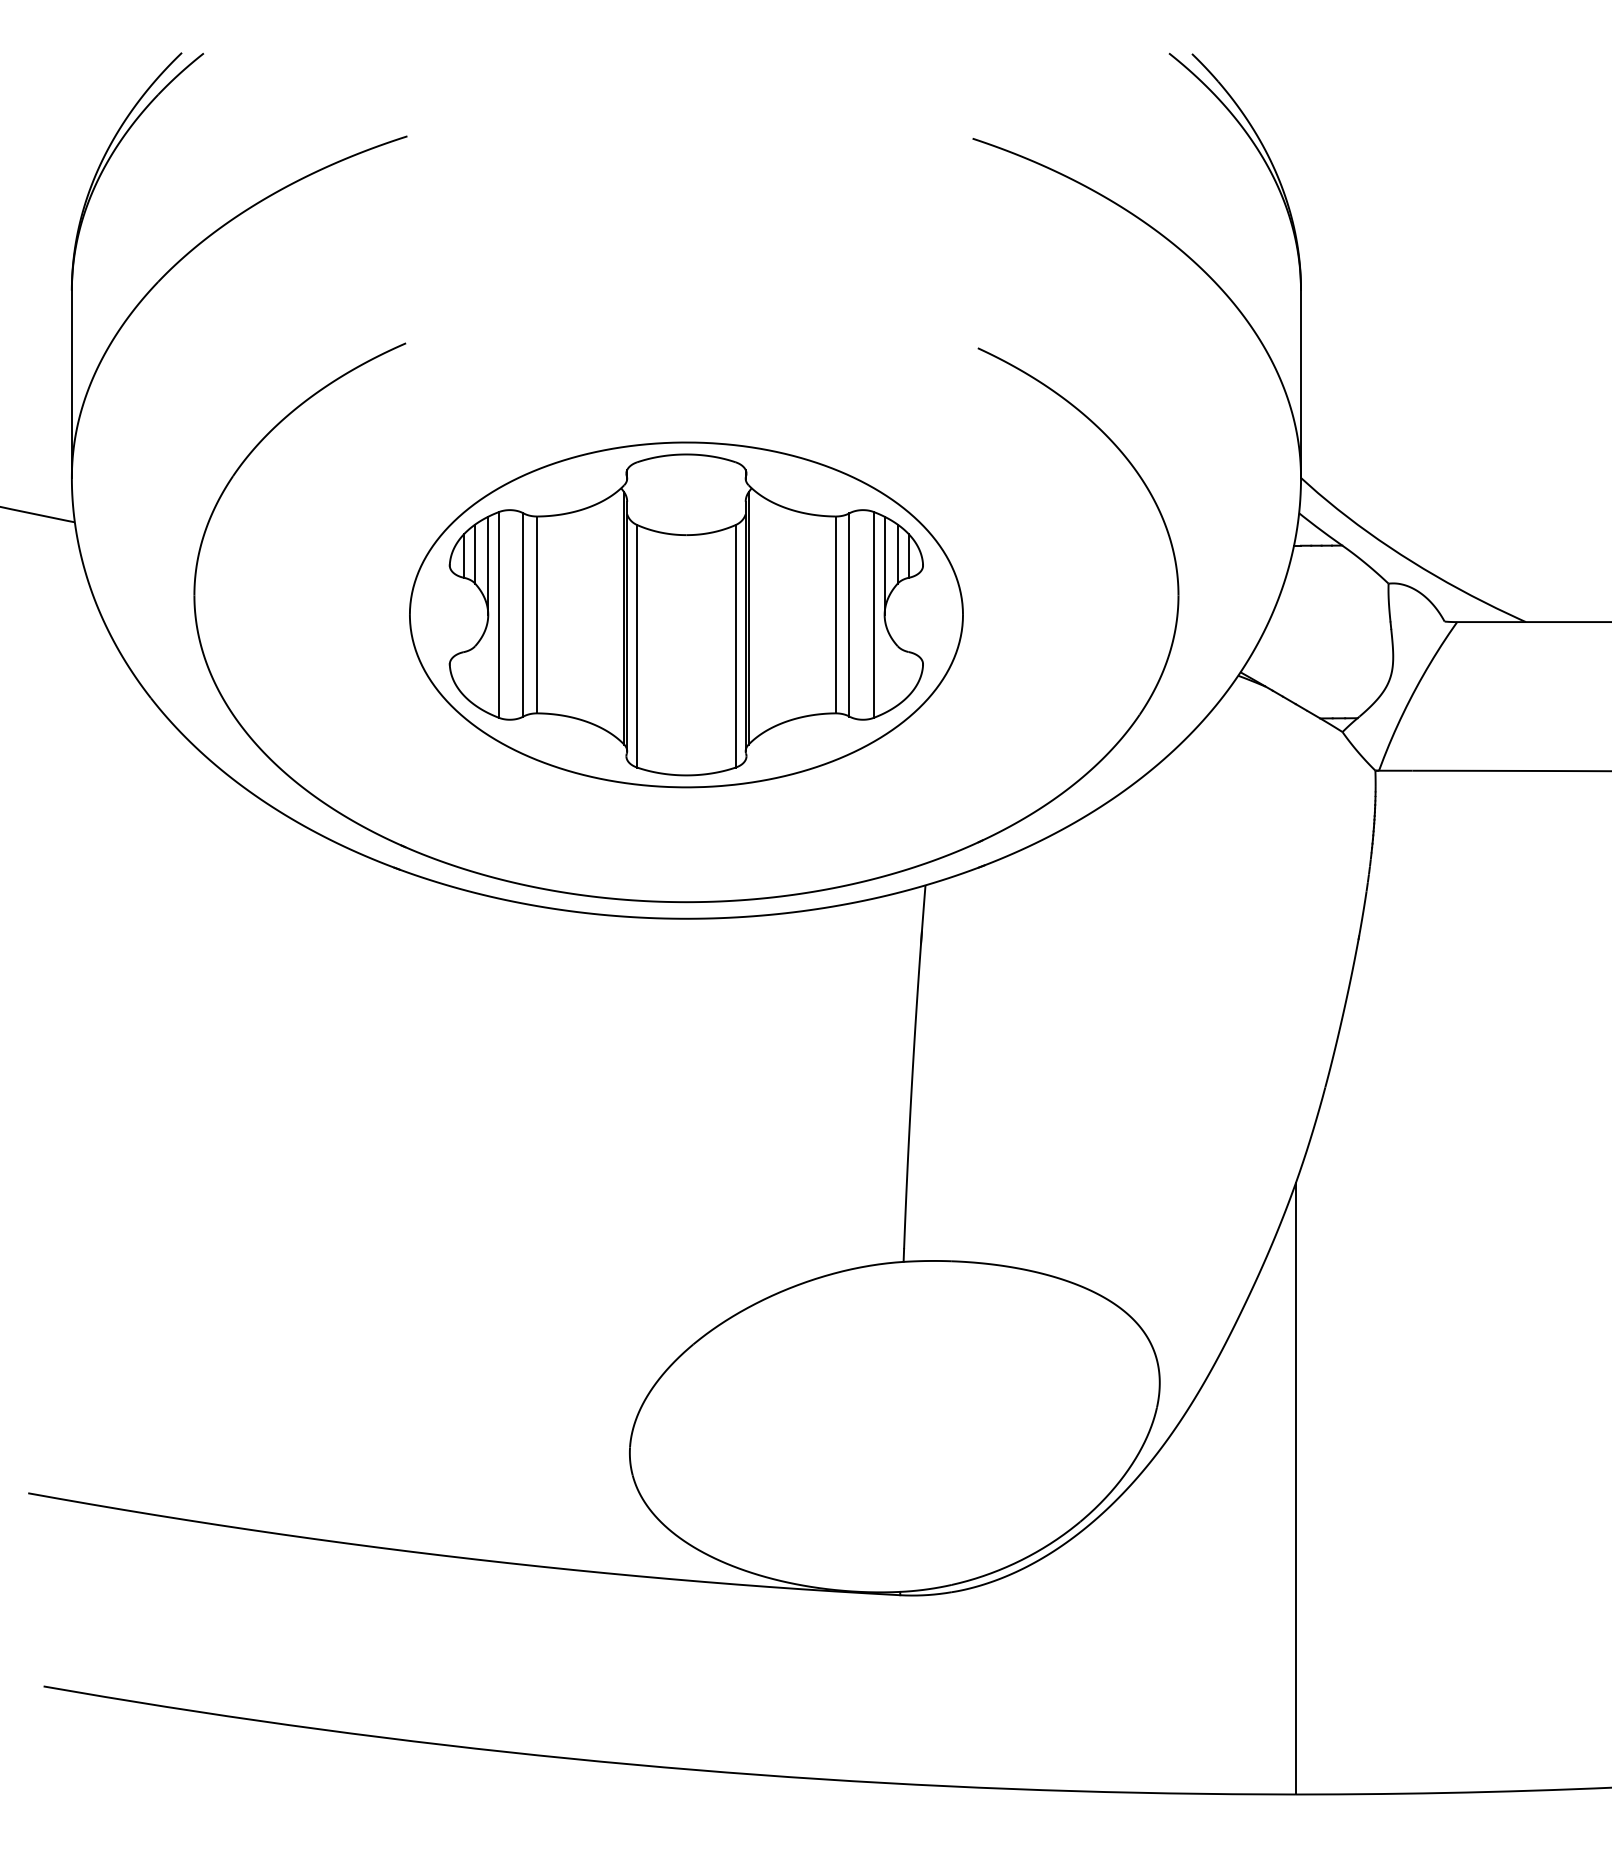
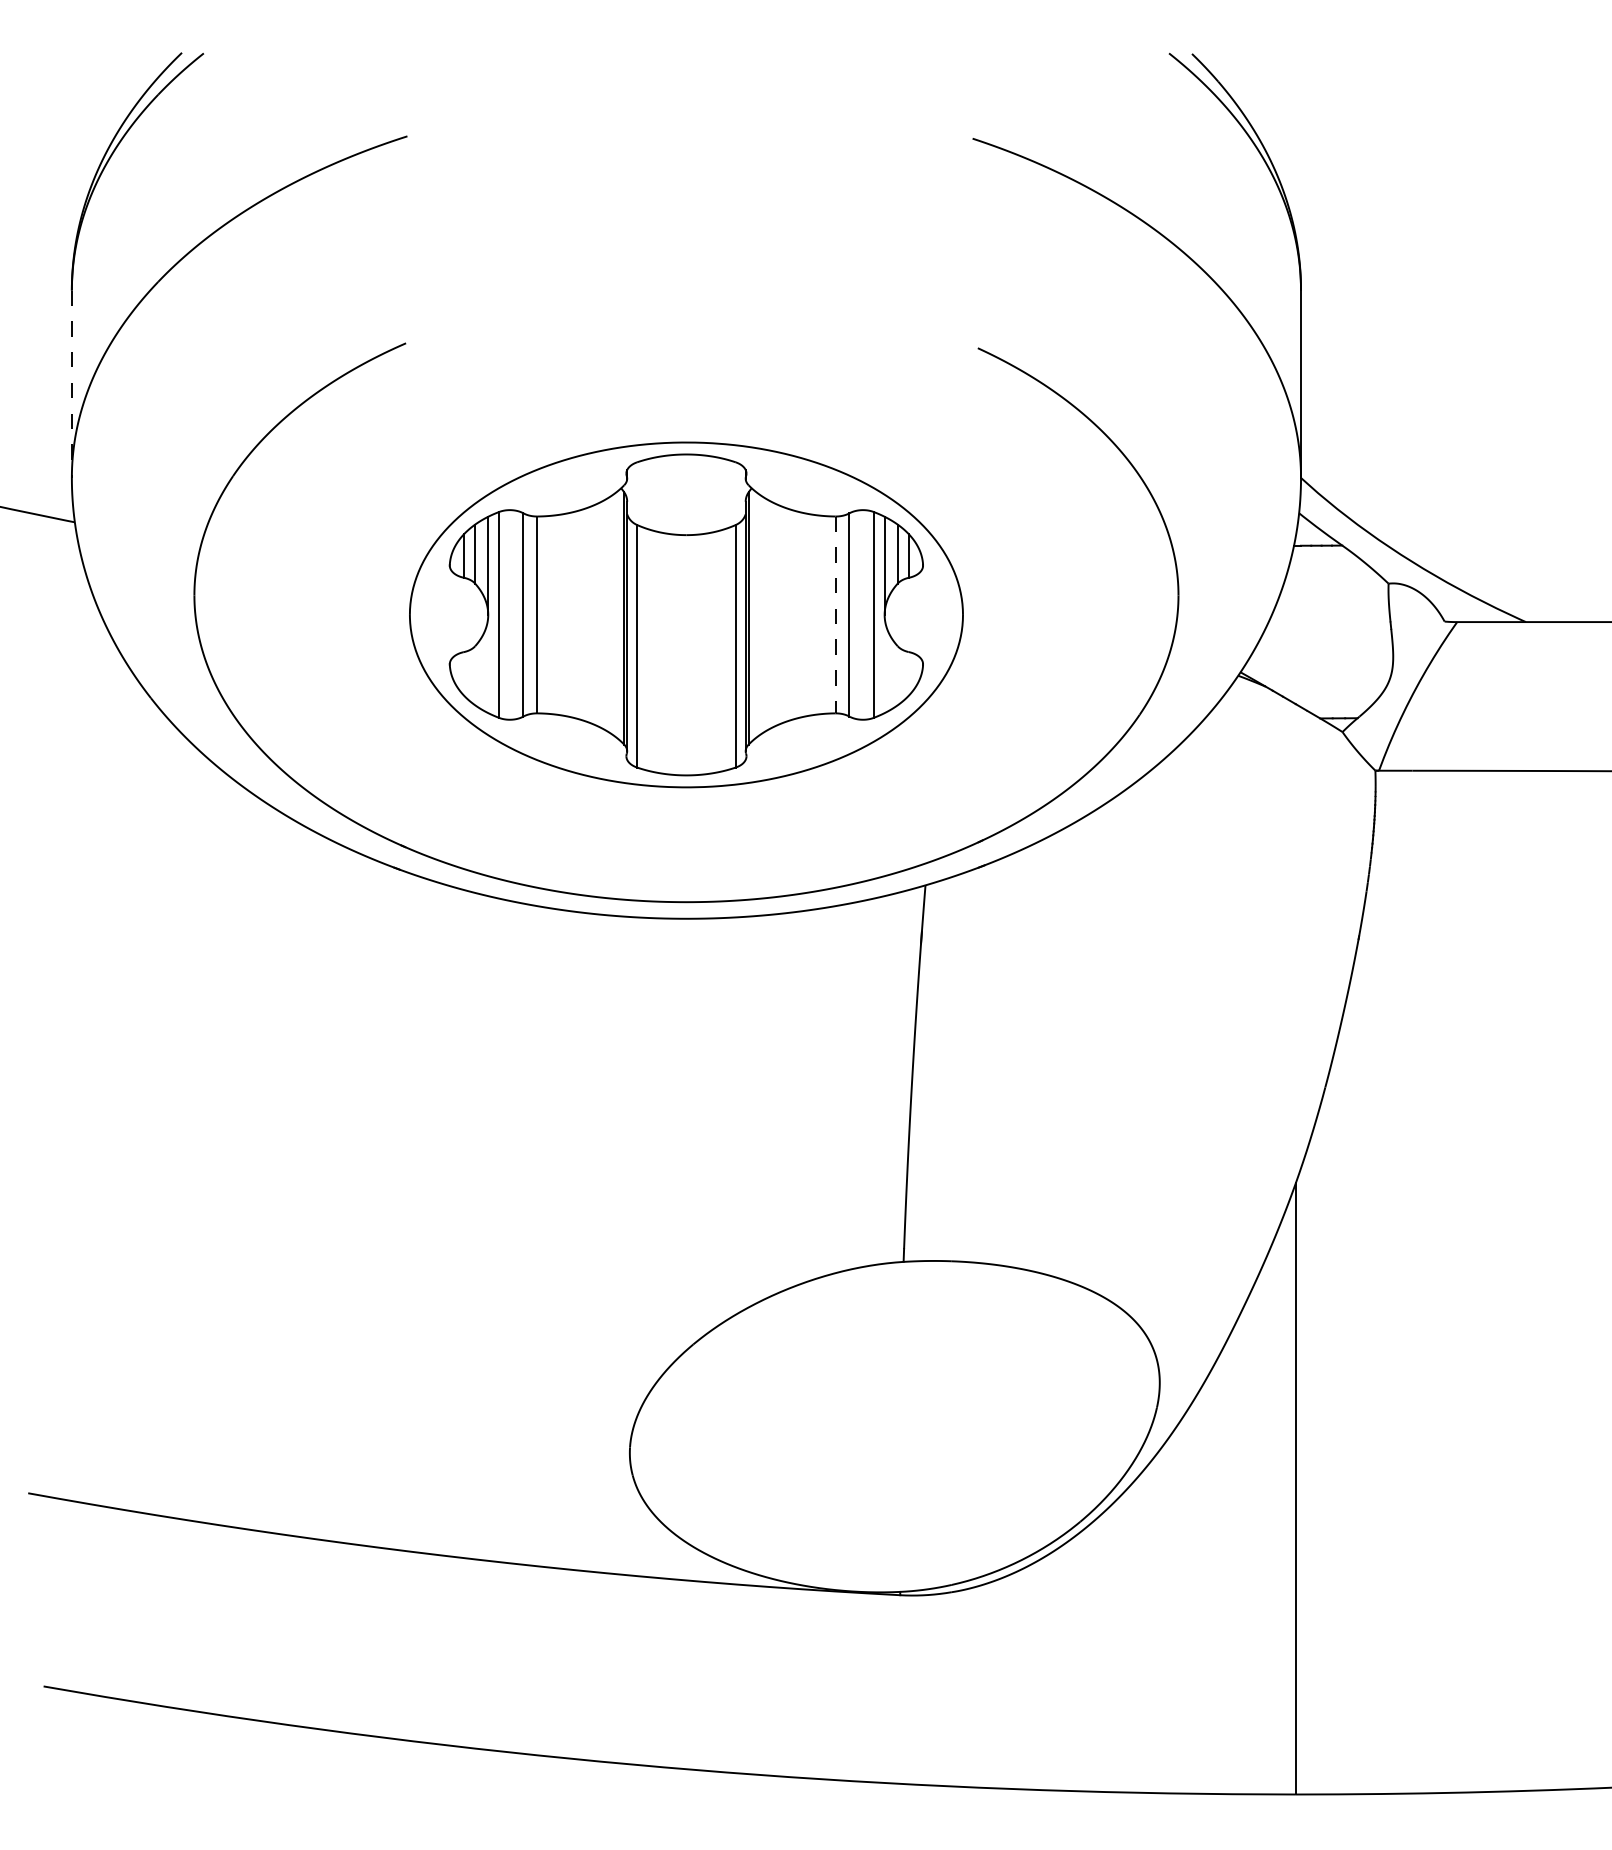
line: solid -> dashed (71, 384)
line: solid -> dashed (835, 615)
